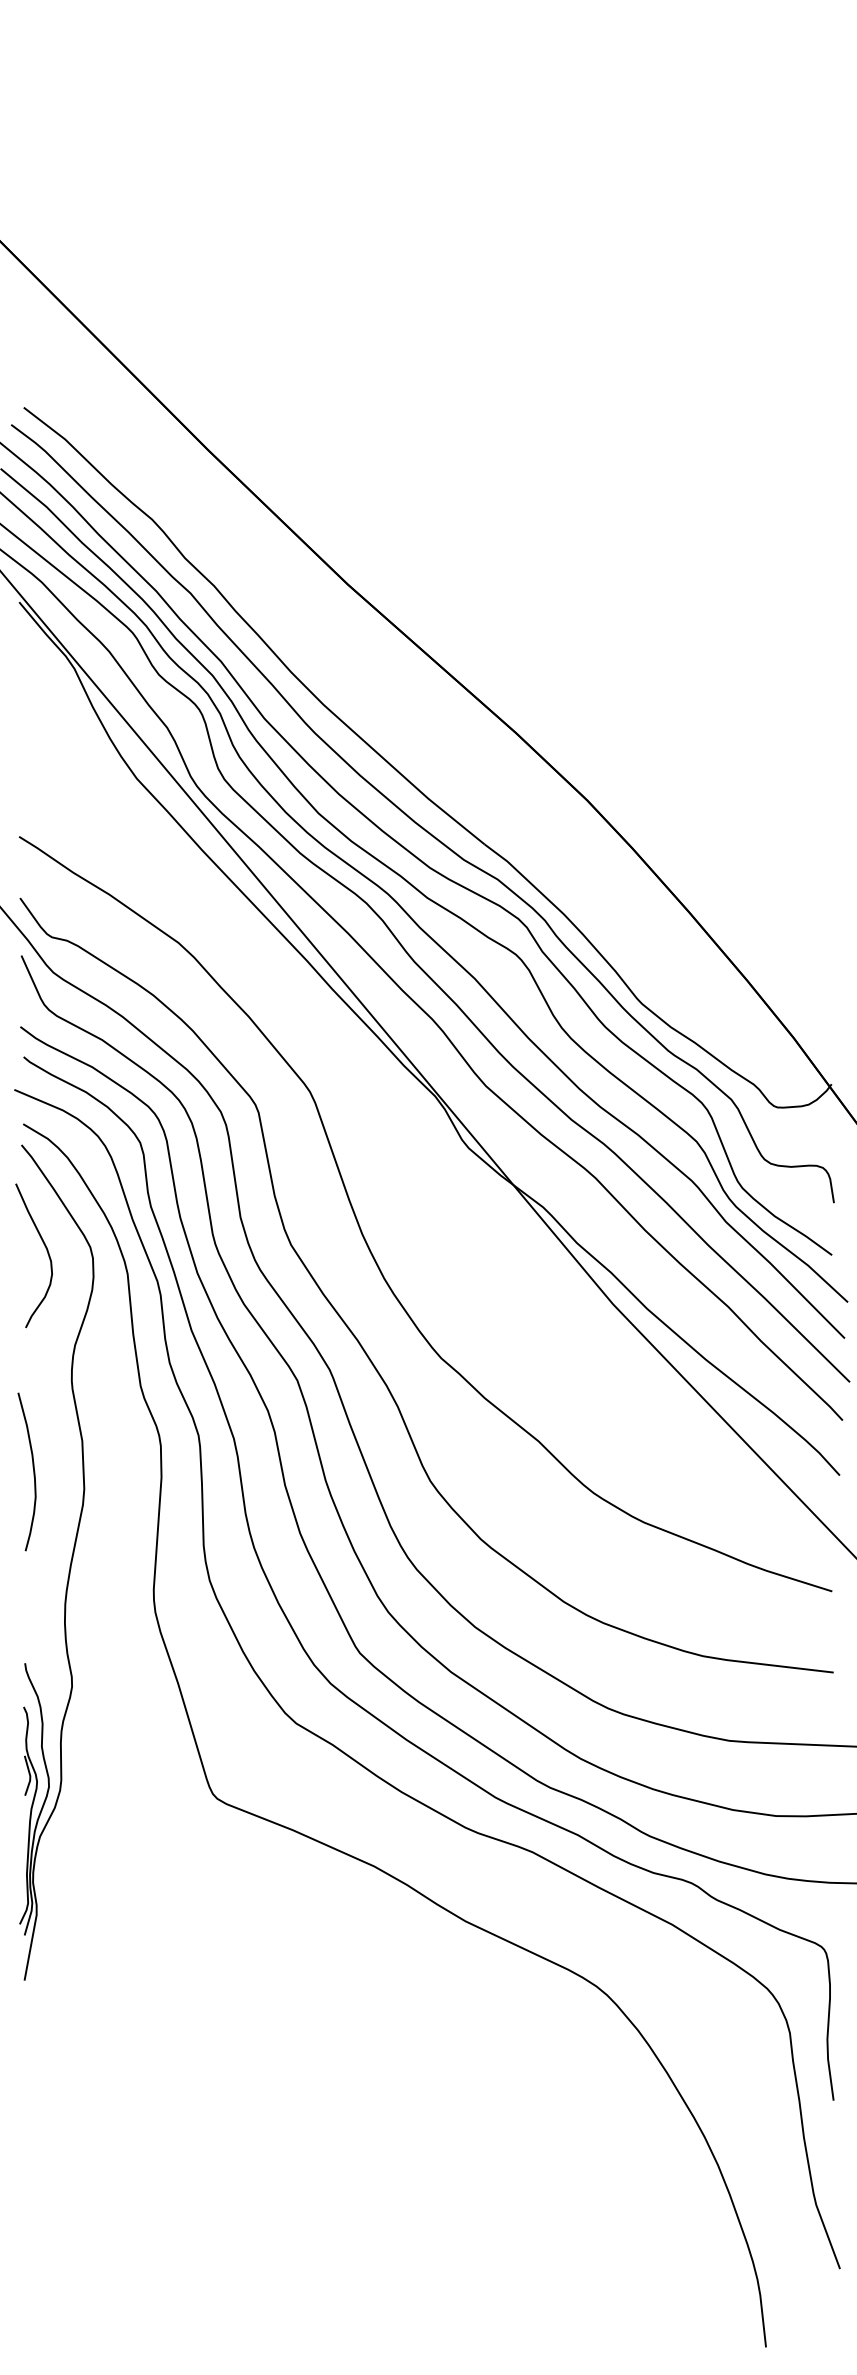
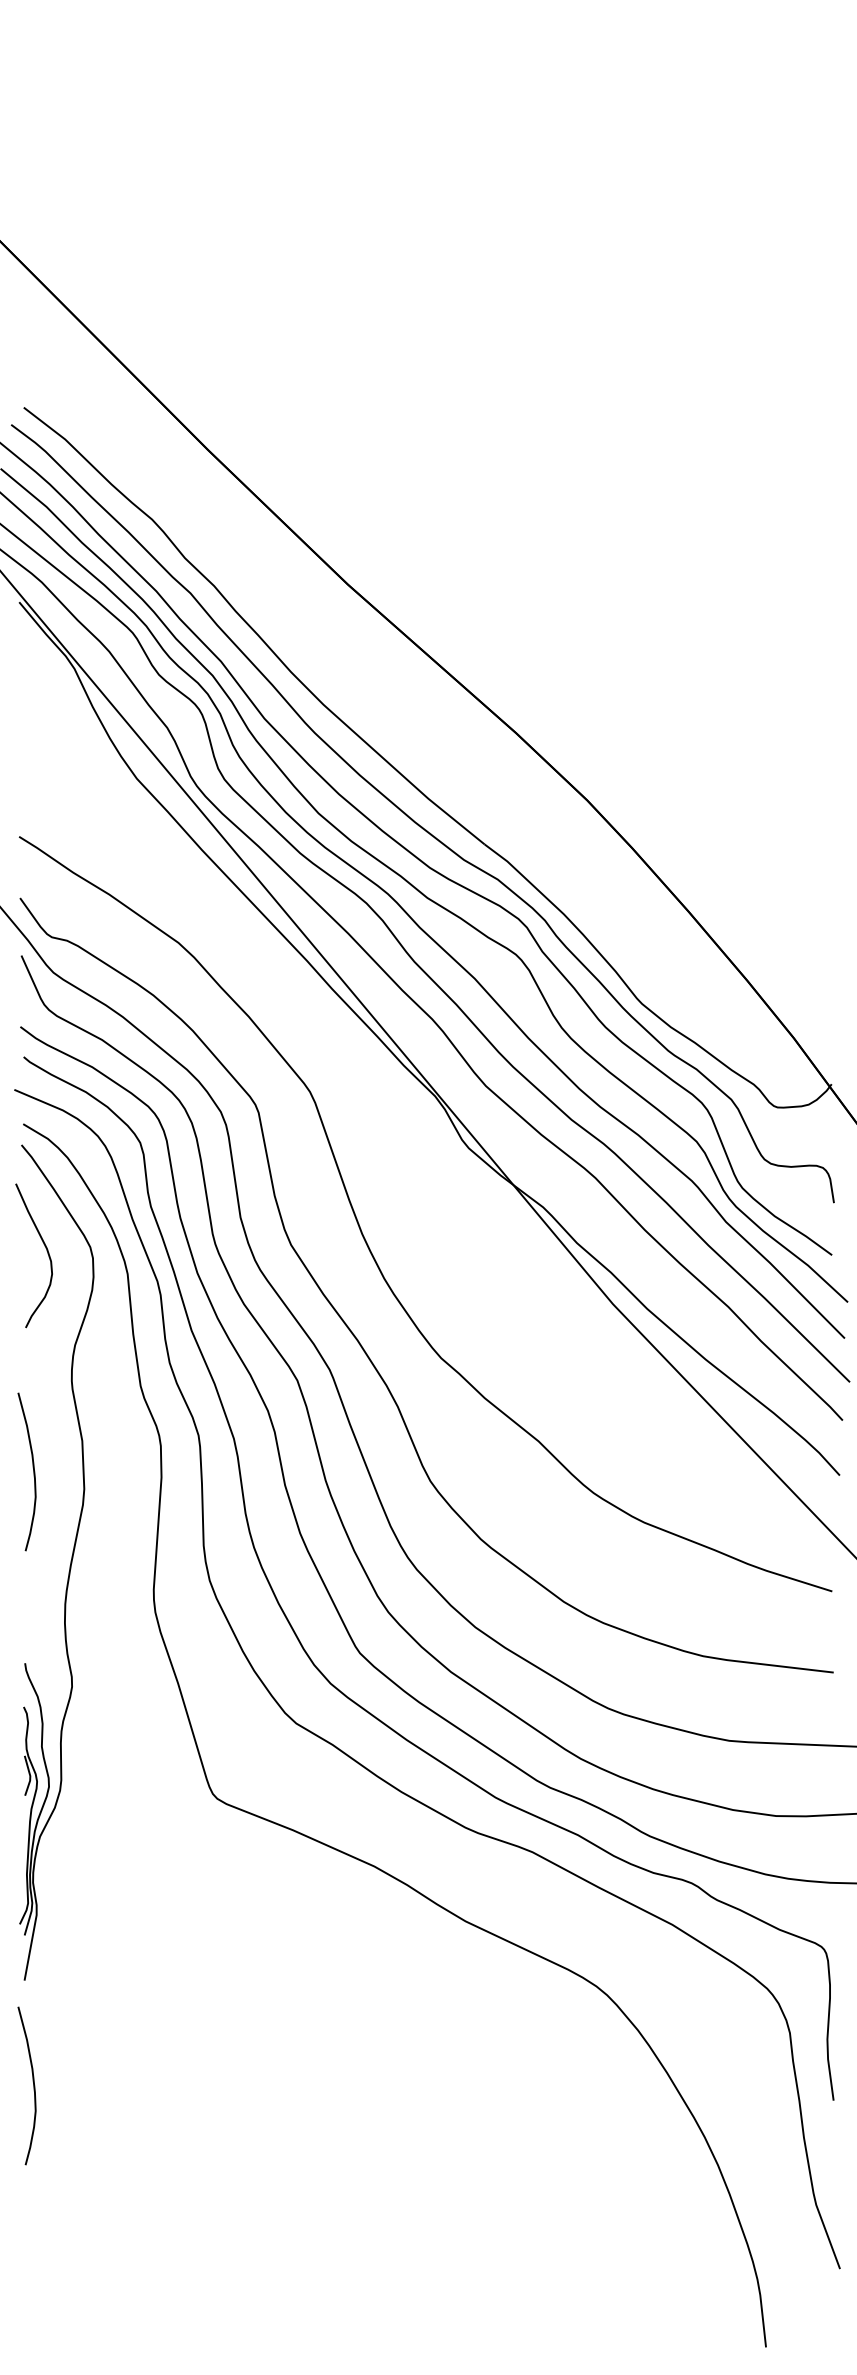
curve: none -> present (33, 2085)
